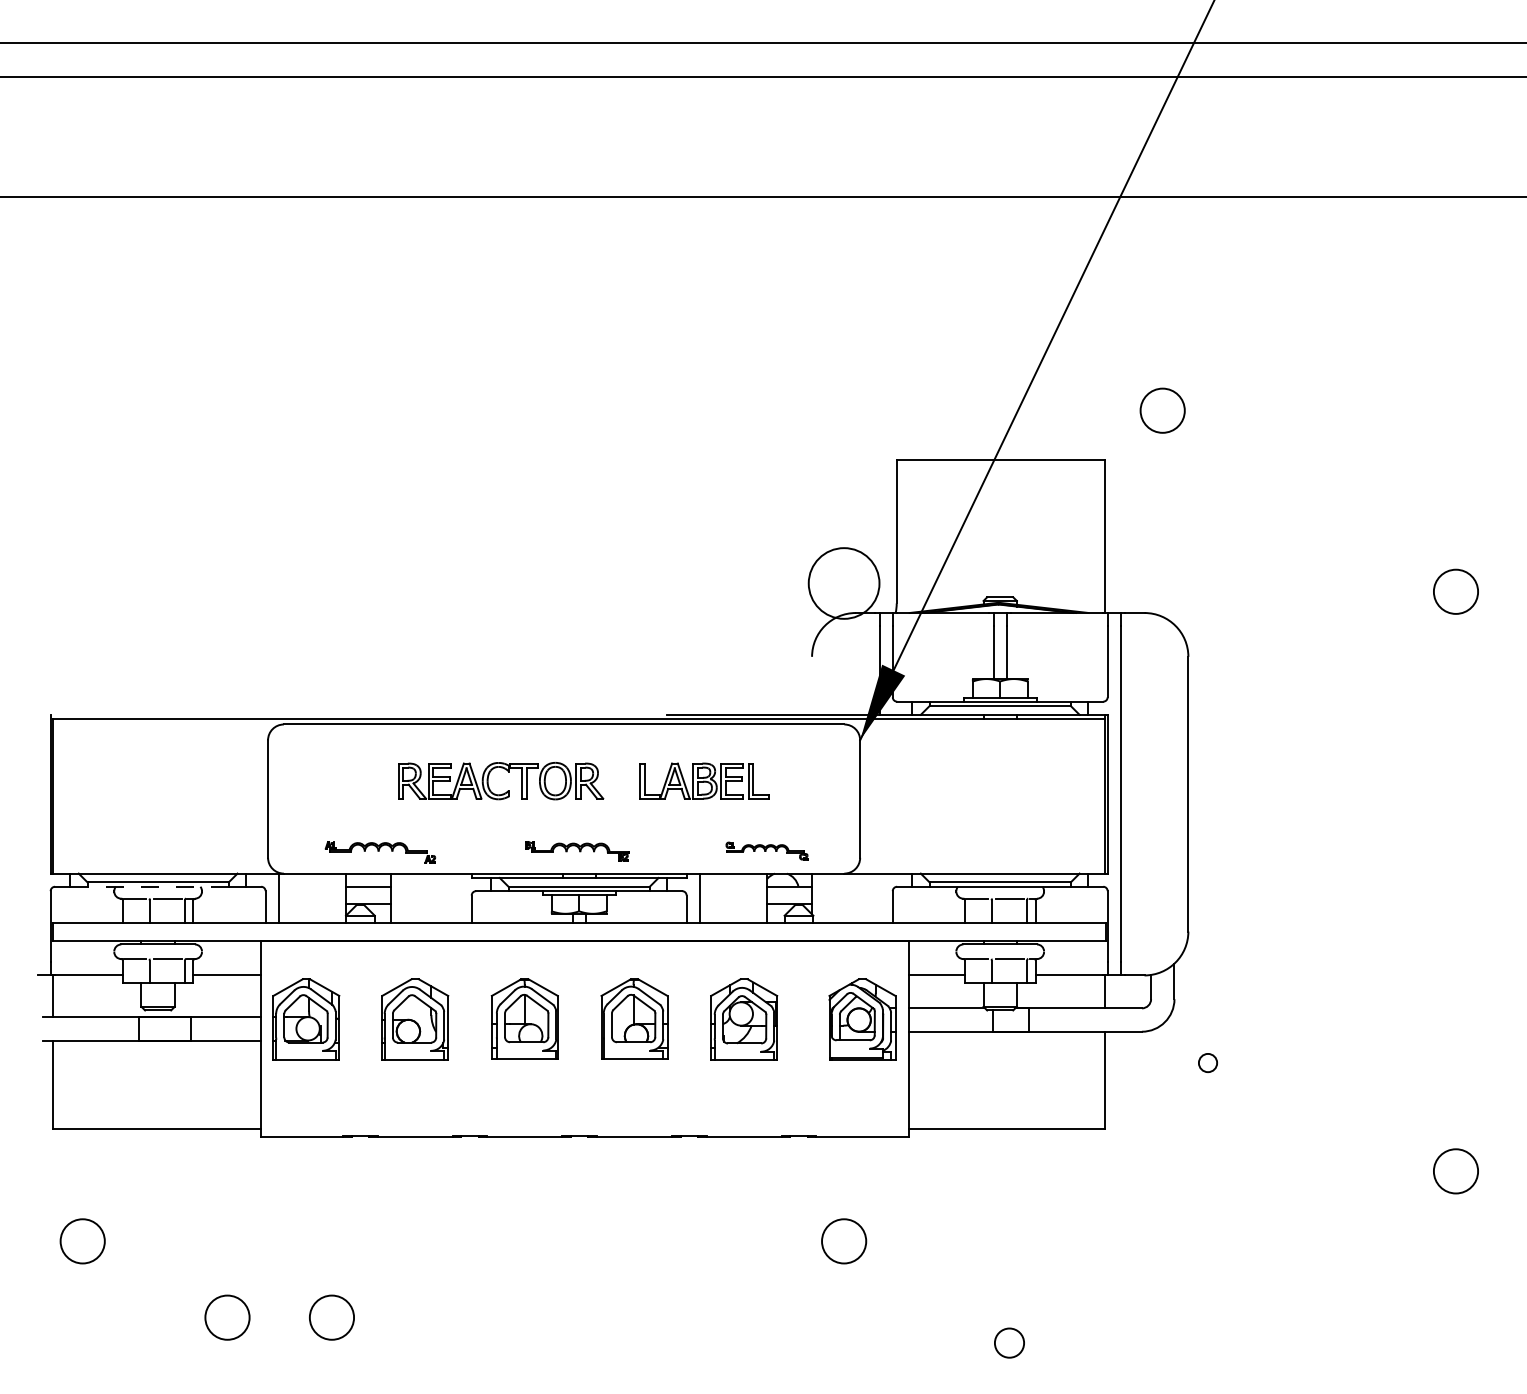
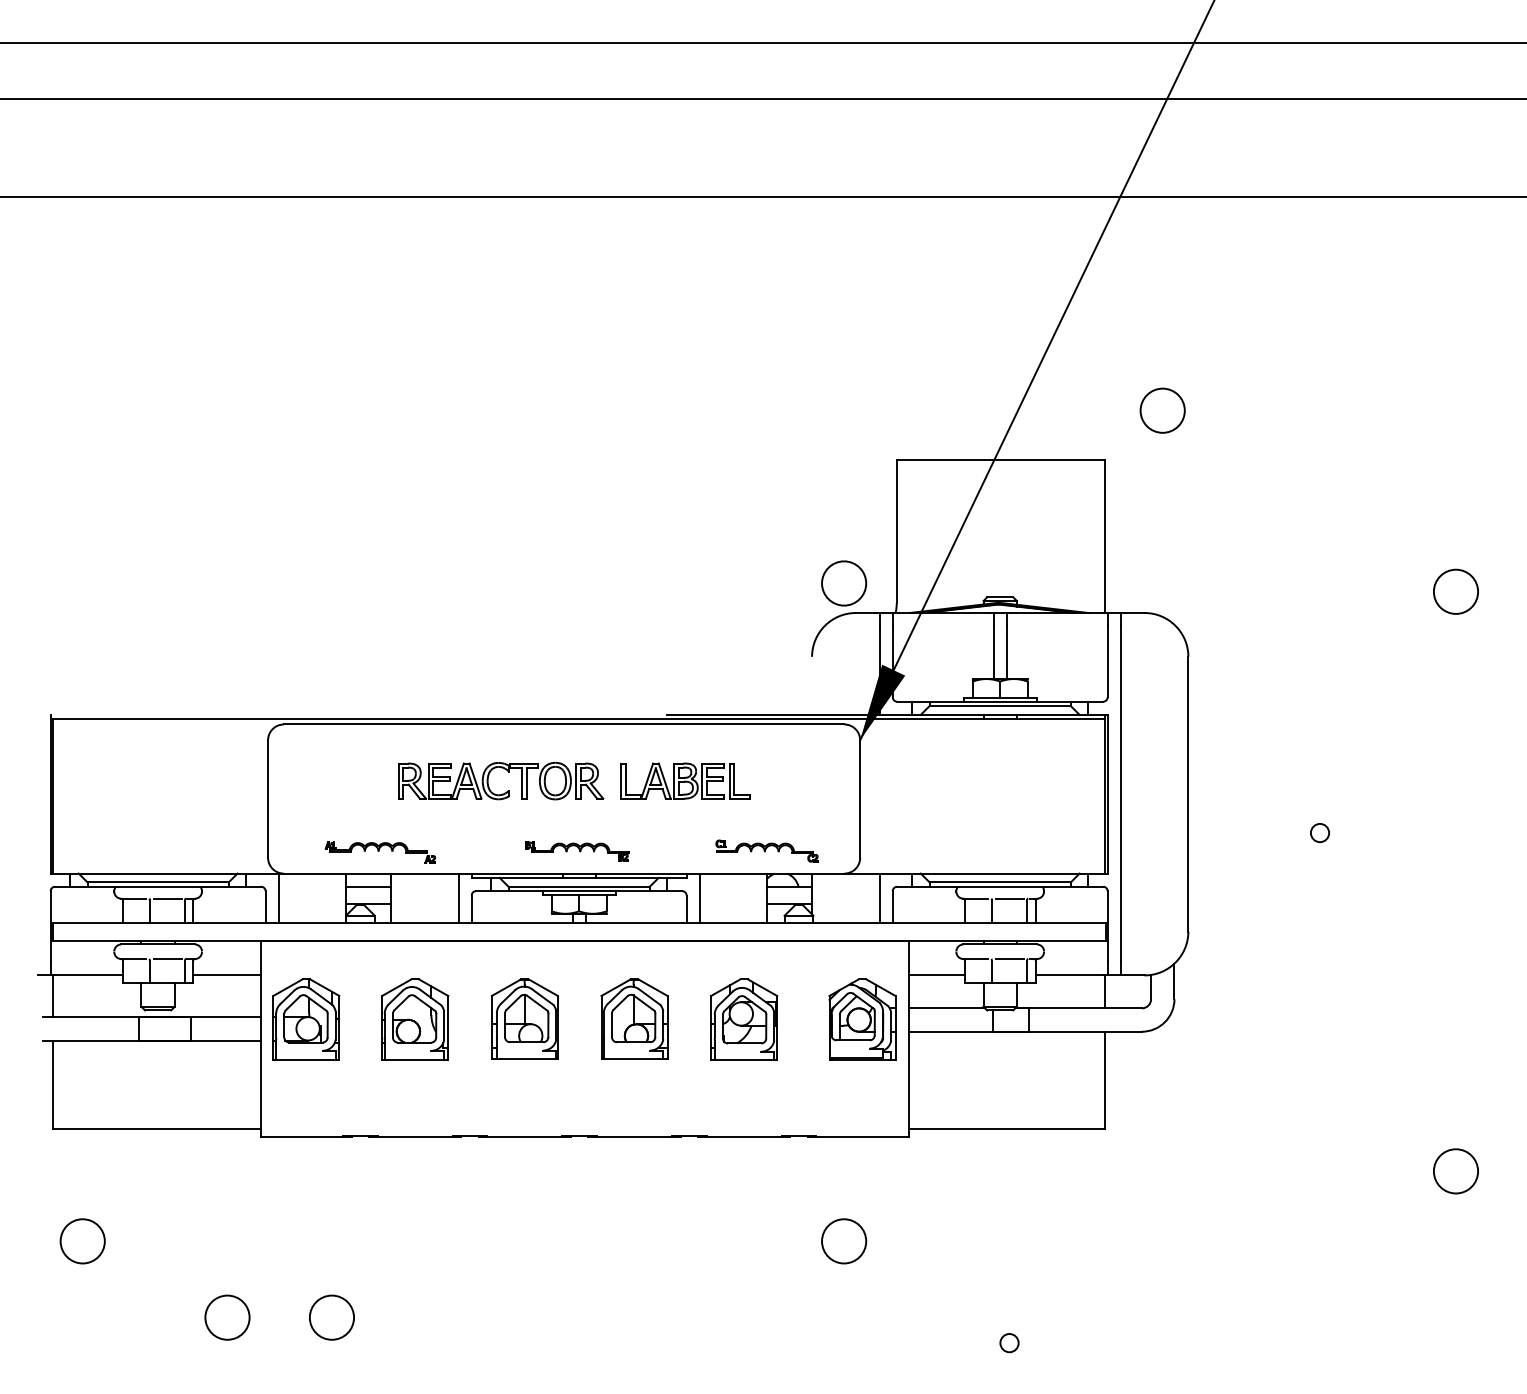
line position: (762, 76) -> (762, 98) (762, 98)
circle diameter: 71 px -> 44 px (844, 583)
part position: (704, 780) -> (685, 780) (685, 780)
part size: 84x20 px -> 104x24 px (766, 850)
line: dashed -> solid (158, 886)
line: none -> present (458, 897)
line: none -> present (879, 897)
circle position: (1207, 1062) -> (1319, 832) (1319, 832)
circle diameter: 29 px -> 18 px (1009, 1343)
